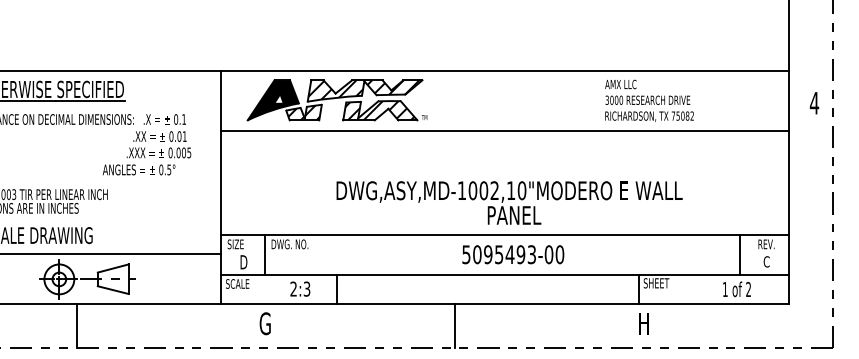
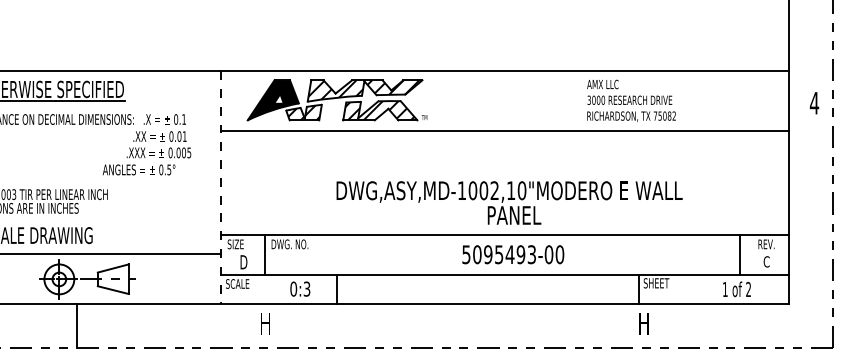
text position: (649, 100) -> (631, 100) (631, 100)
line: solid -> dashed (221, 187)
text: 2:3 -> 0:3 (293, 288)
text: G -> H (264, 323)
line: present -> none (455, 325)
